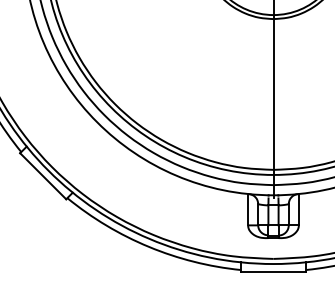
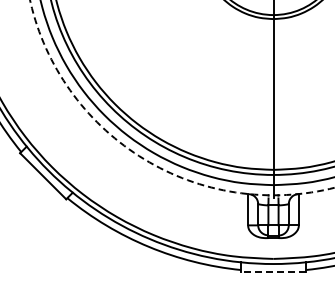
circle: solid -> dashed (182, 97)
line: solid -> dashed (273, 271)
